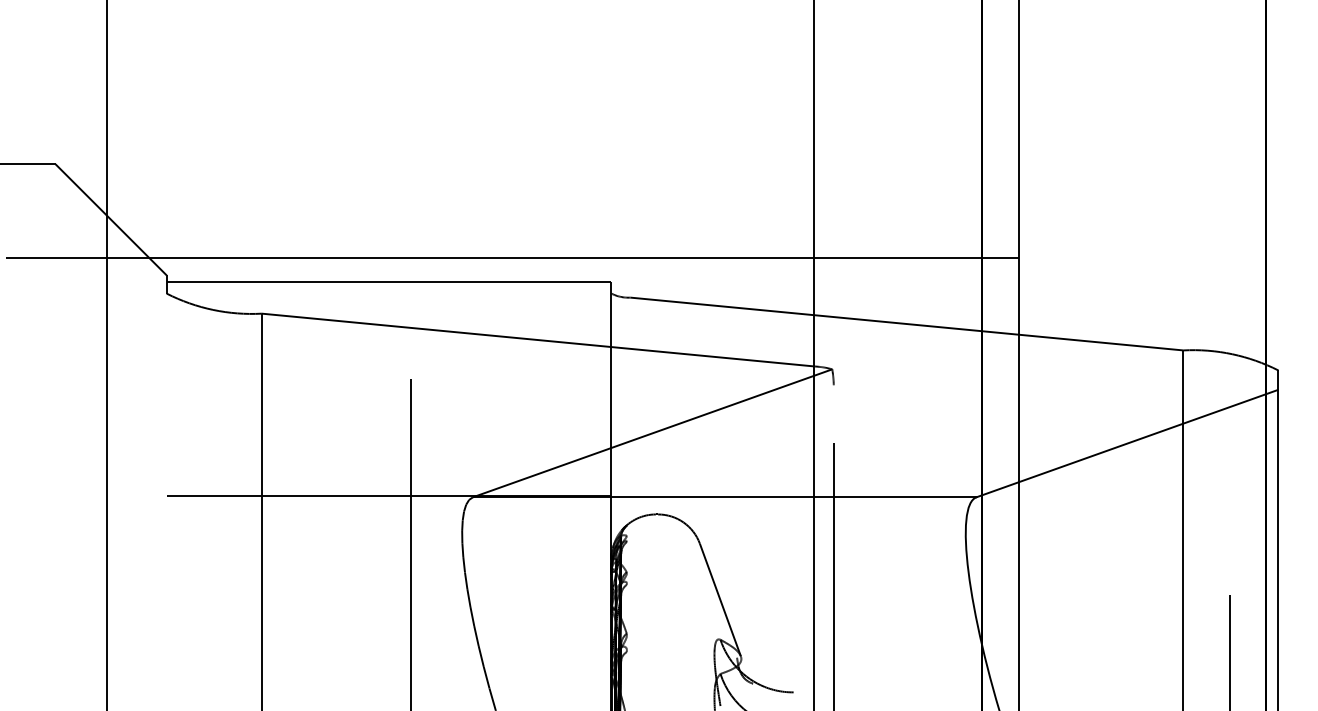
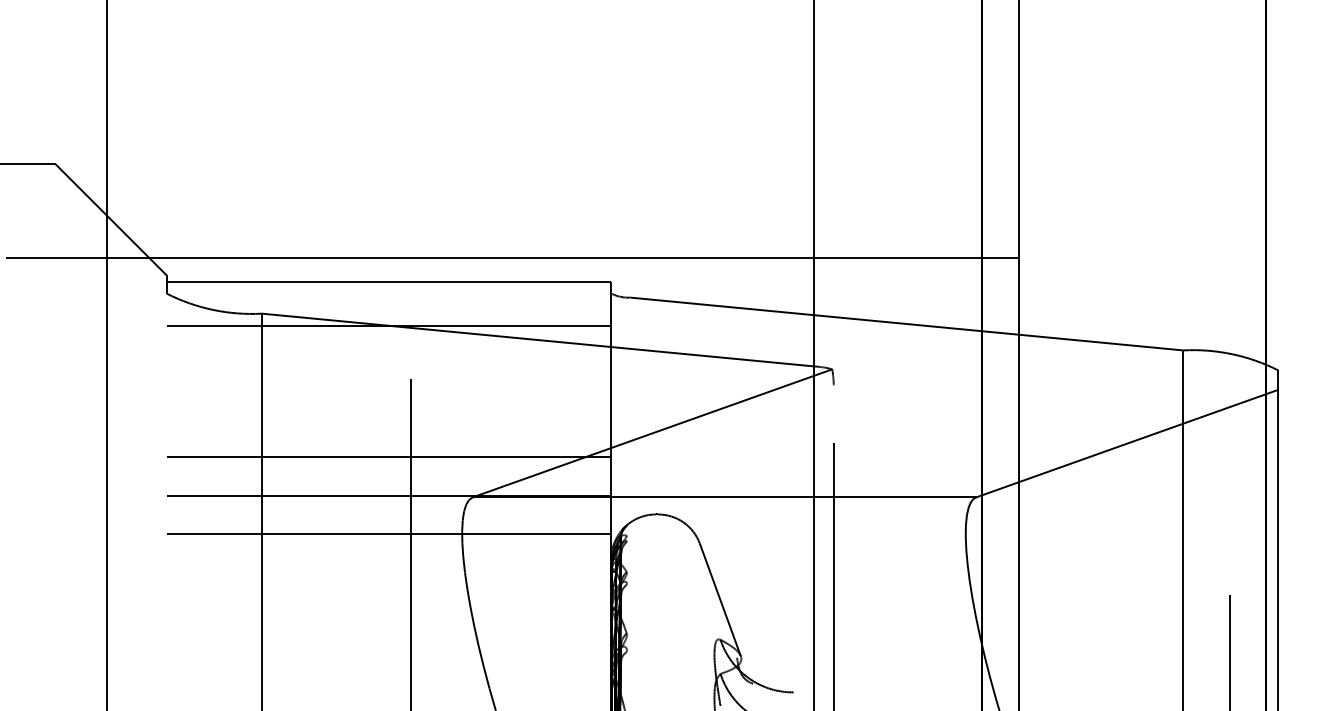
line: none -> present (388, 325)
line: none -> present (388, 456)
line: none -> present (388, 533)
